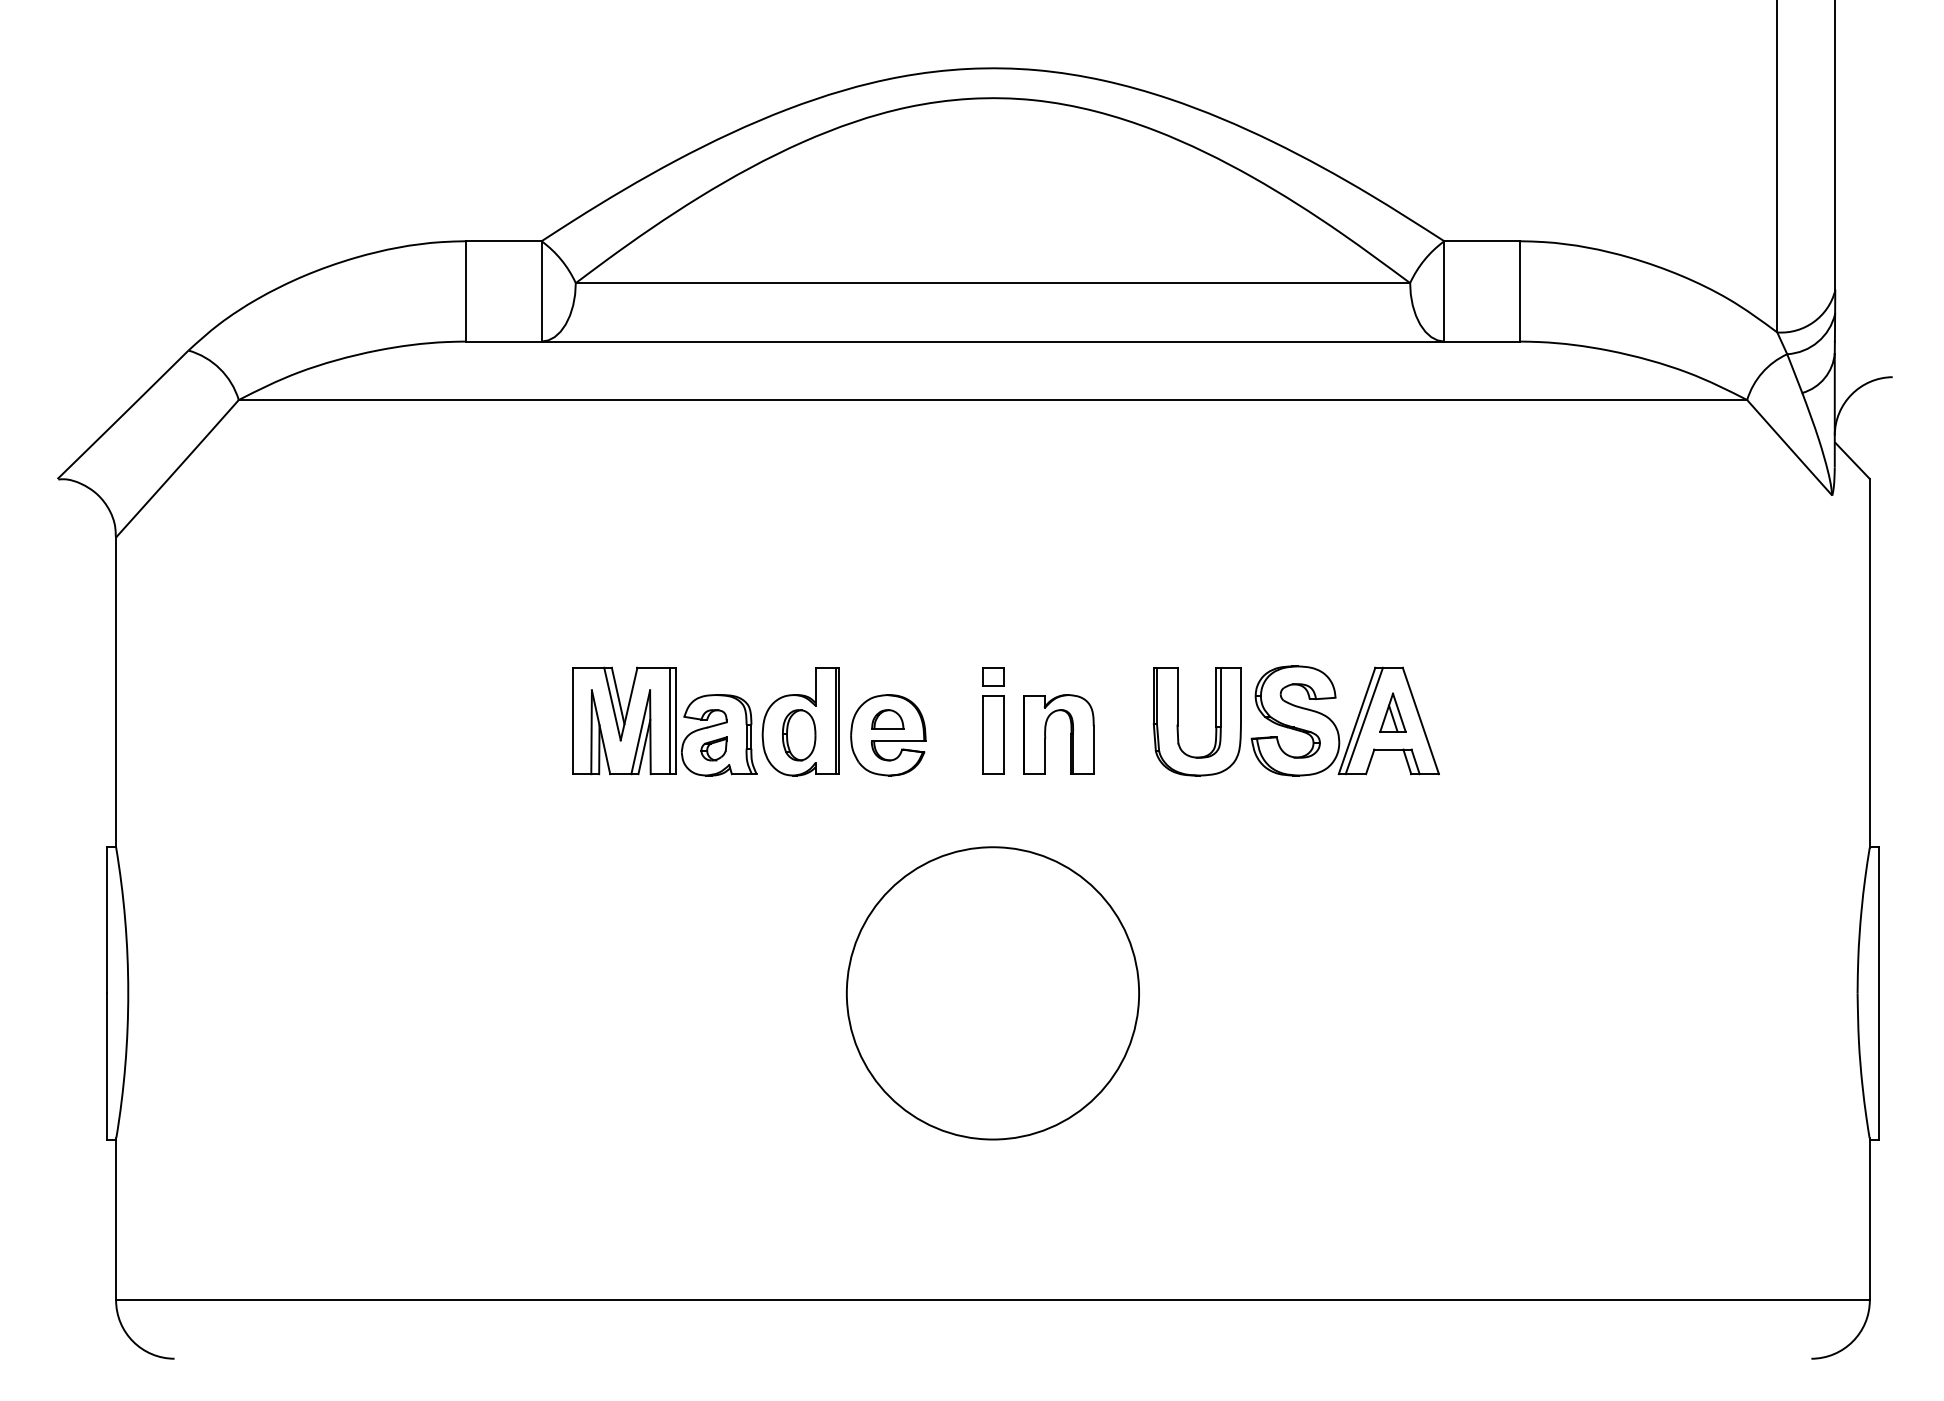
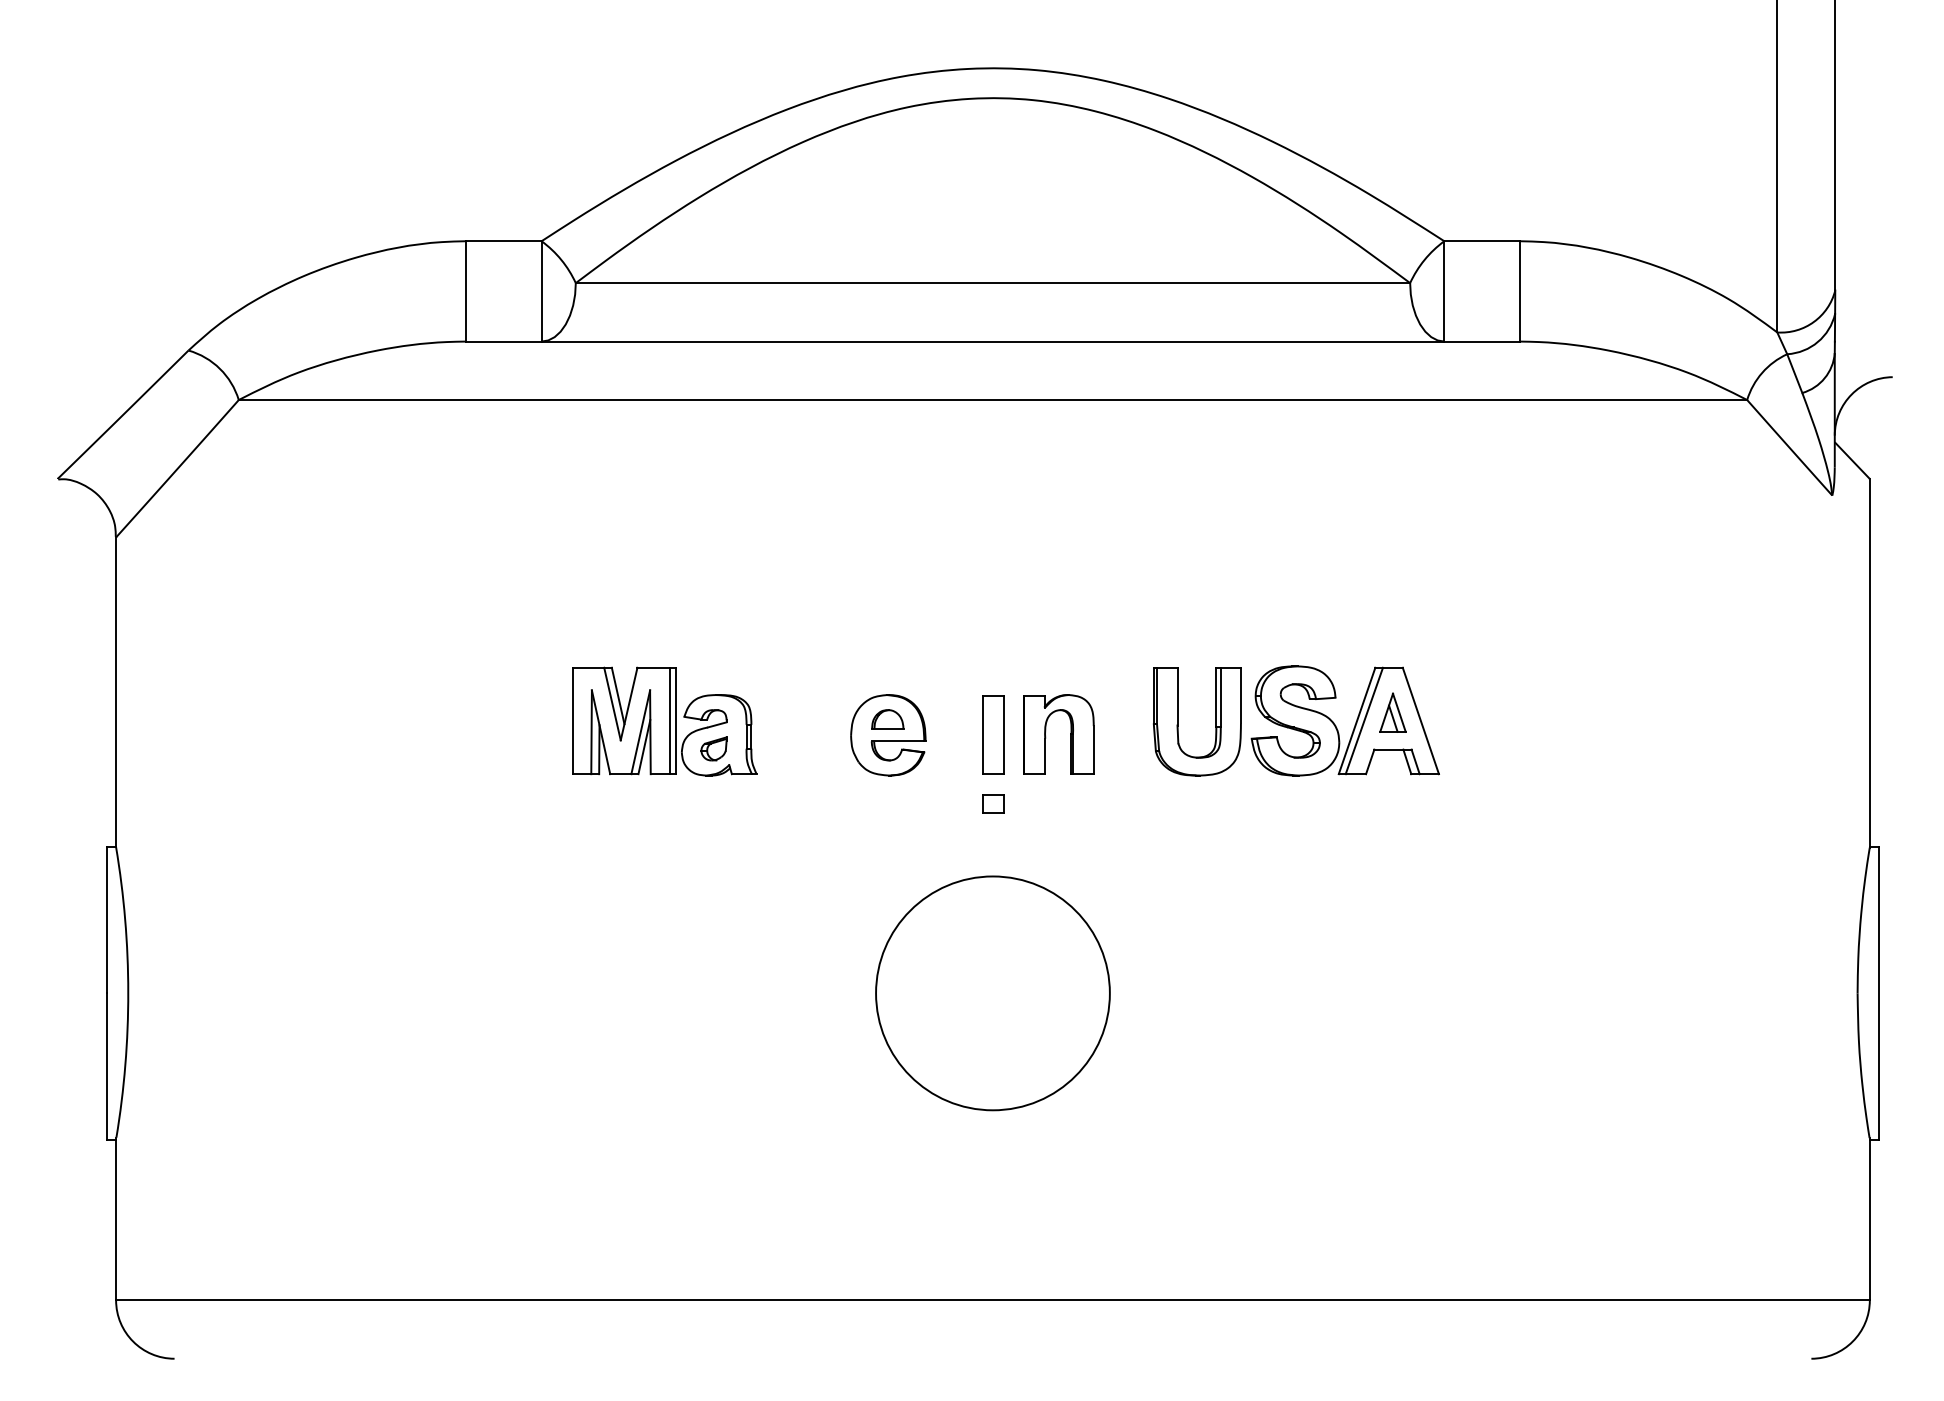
part position: (993, 676) -> (993, 803) (993, 803)
part: present -> none (800, 721)
circle diameter: 292 px -> 234 px (992, 993)
